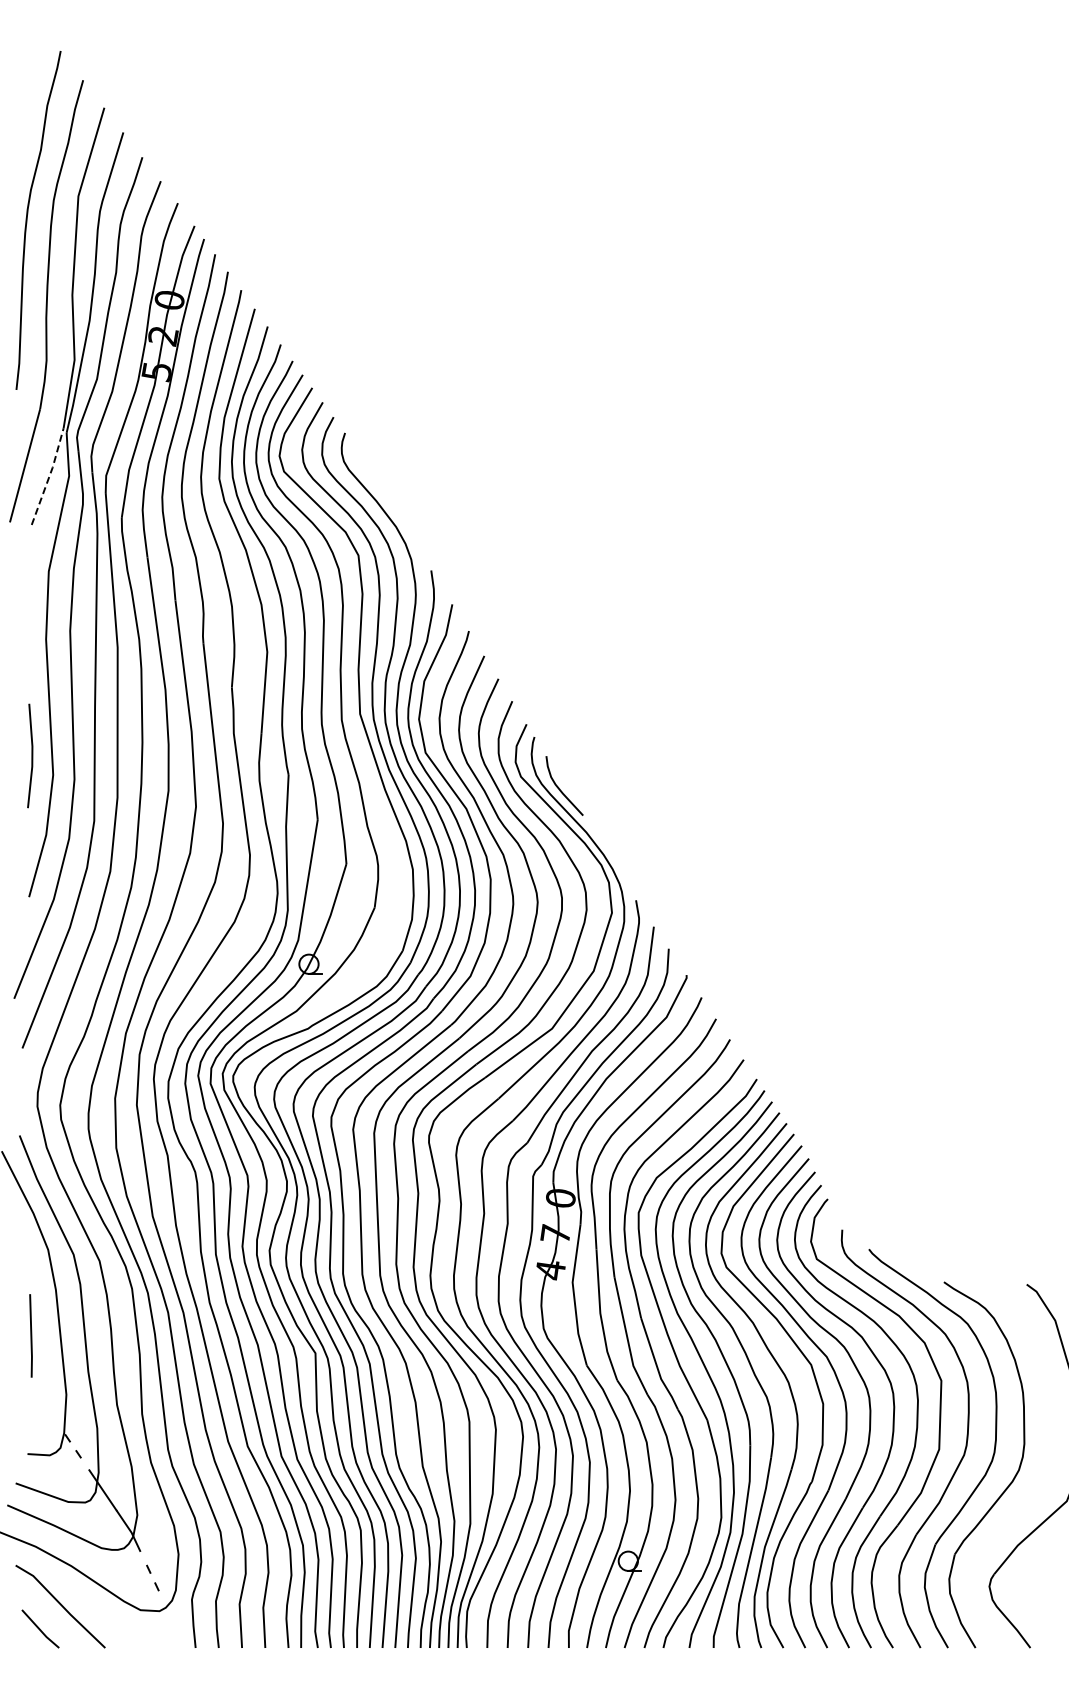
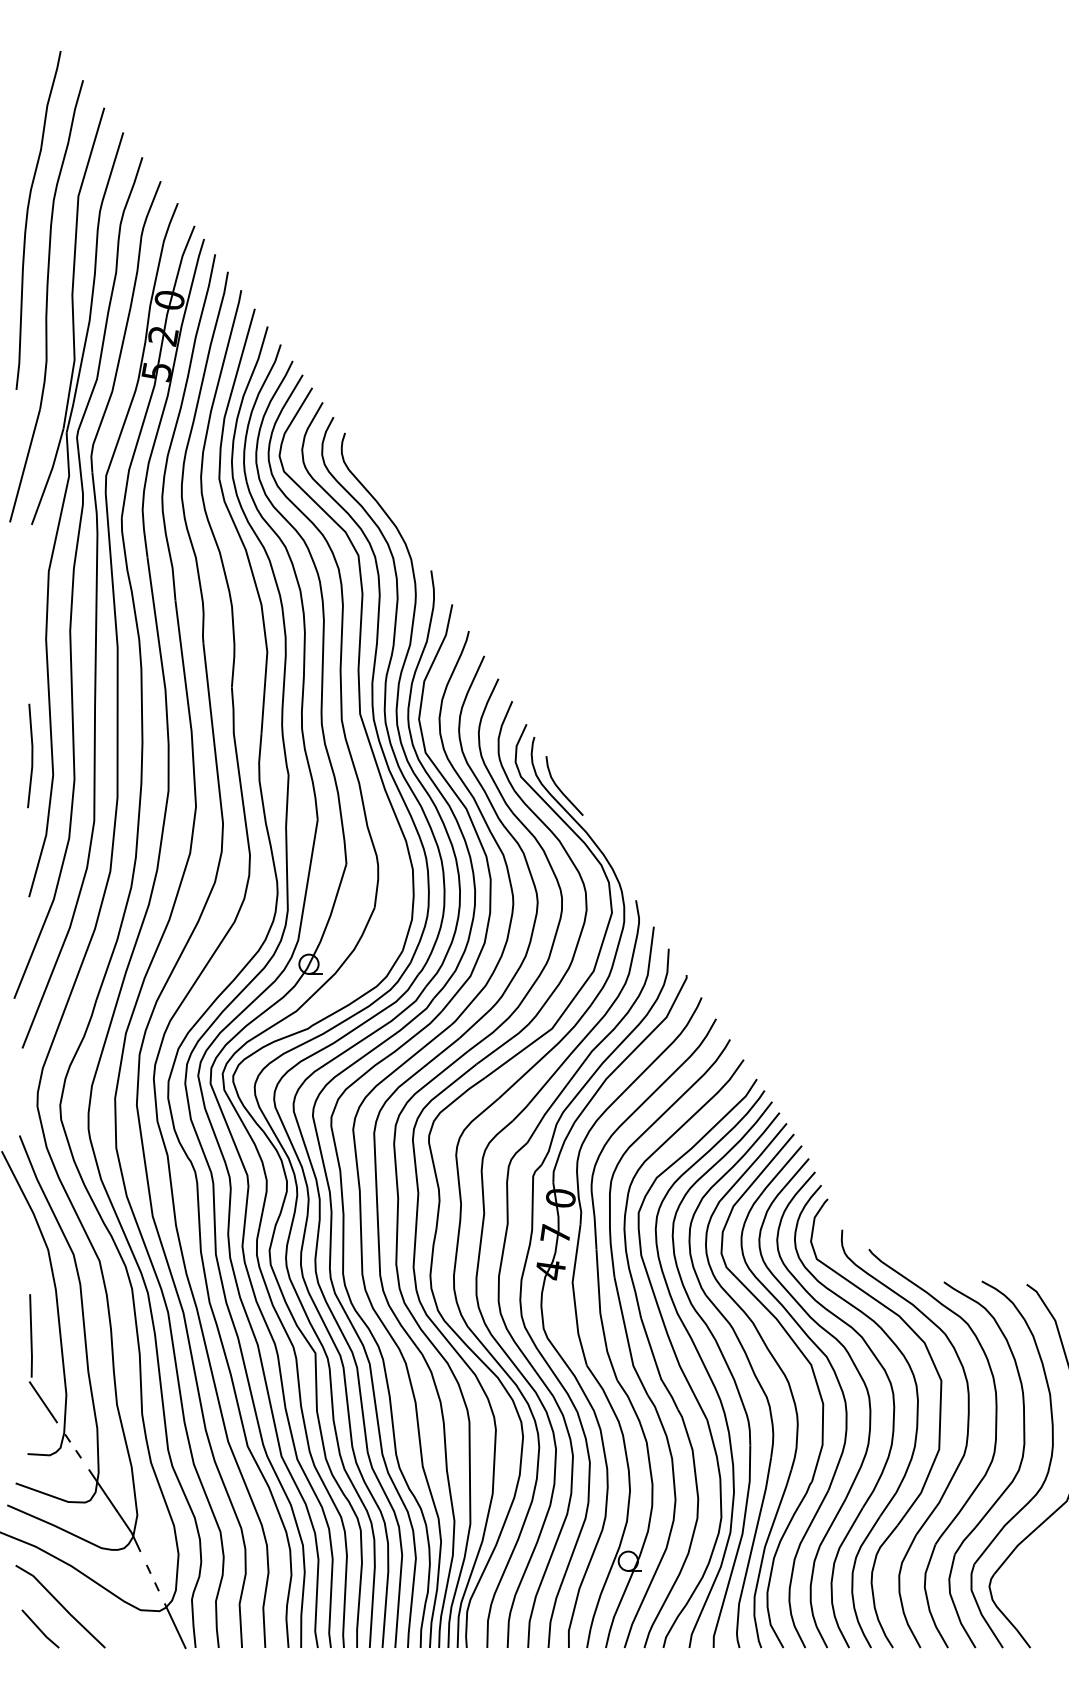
line: dashed -> solid (49, 476)
line: none -> present (42, 1402)
part: none -> present (1044, 1478)
line: none -> present (175, 1626)
